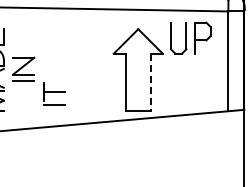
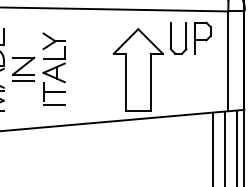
part: none -> present (53, 57)
line: dashed -> solid (150, 82)
line: none -> present (236, 146)
line: none -> present (212, 147)
line: none -> present (224, 147)
